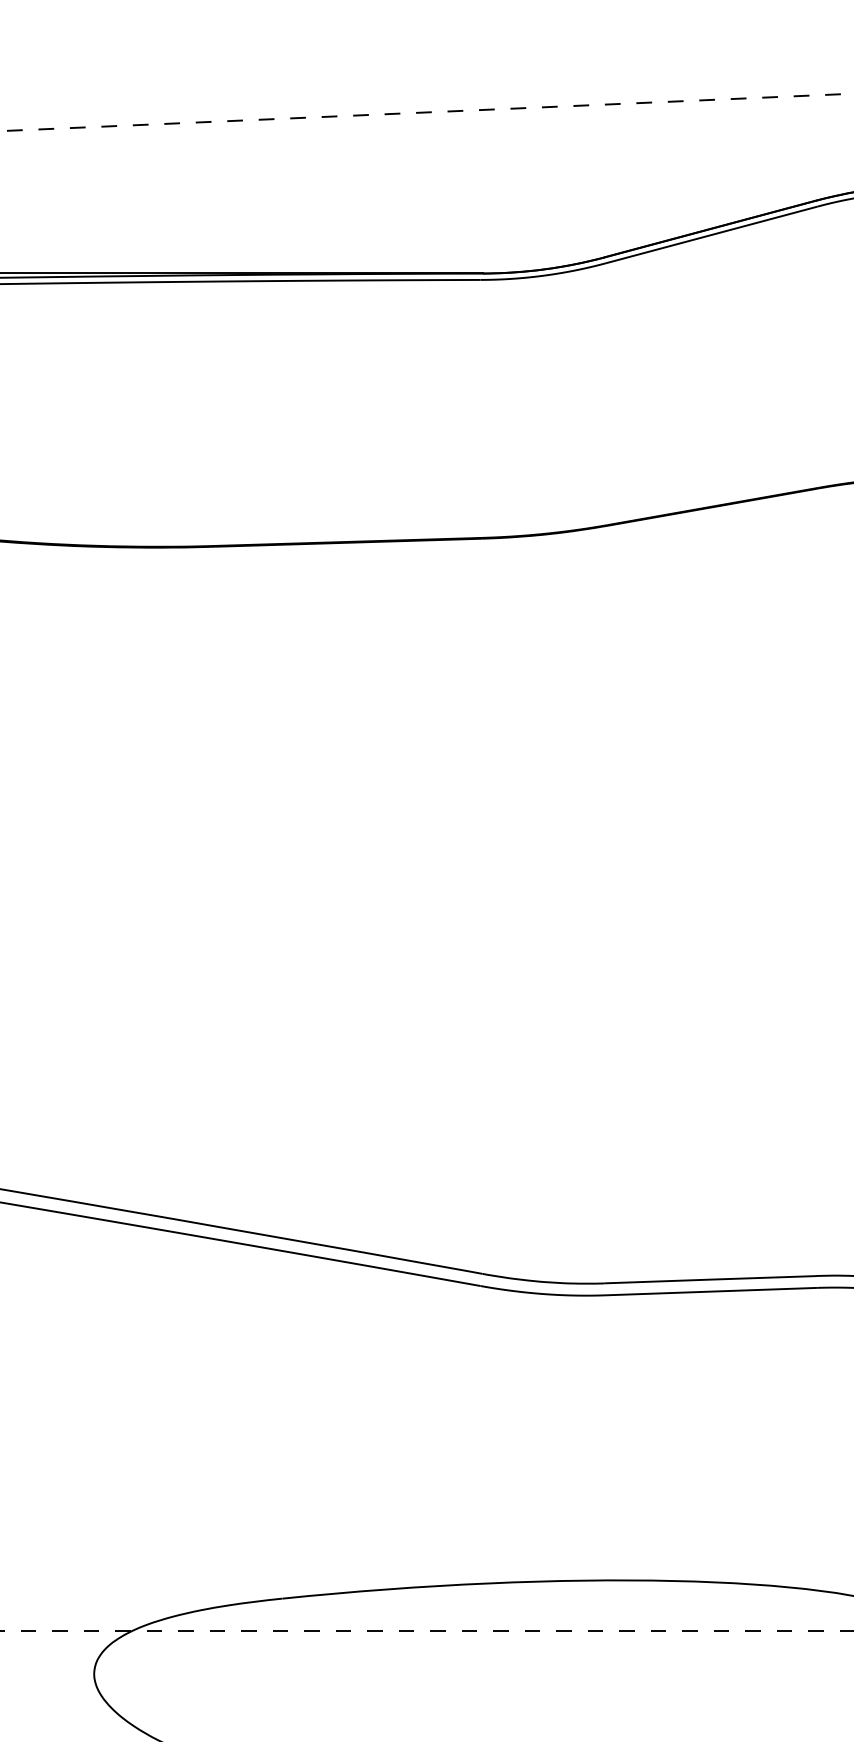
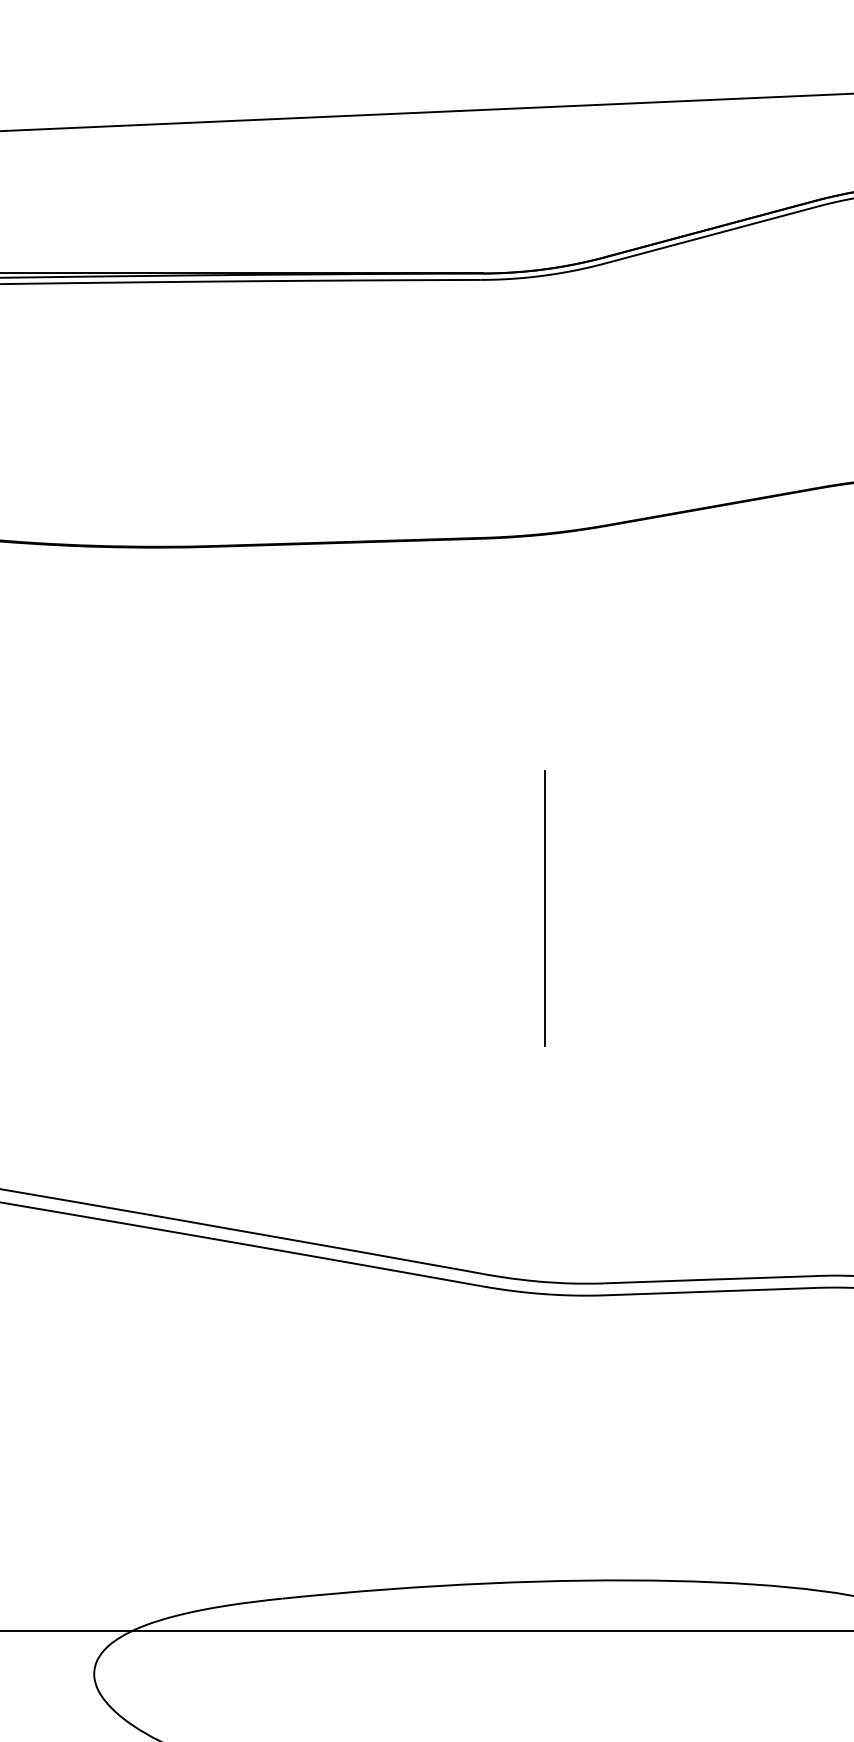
line: dashed -> solid (426, 112)
line: none -> present (544, 907)
line: dashed -> solid (427, 1630)
